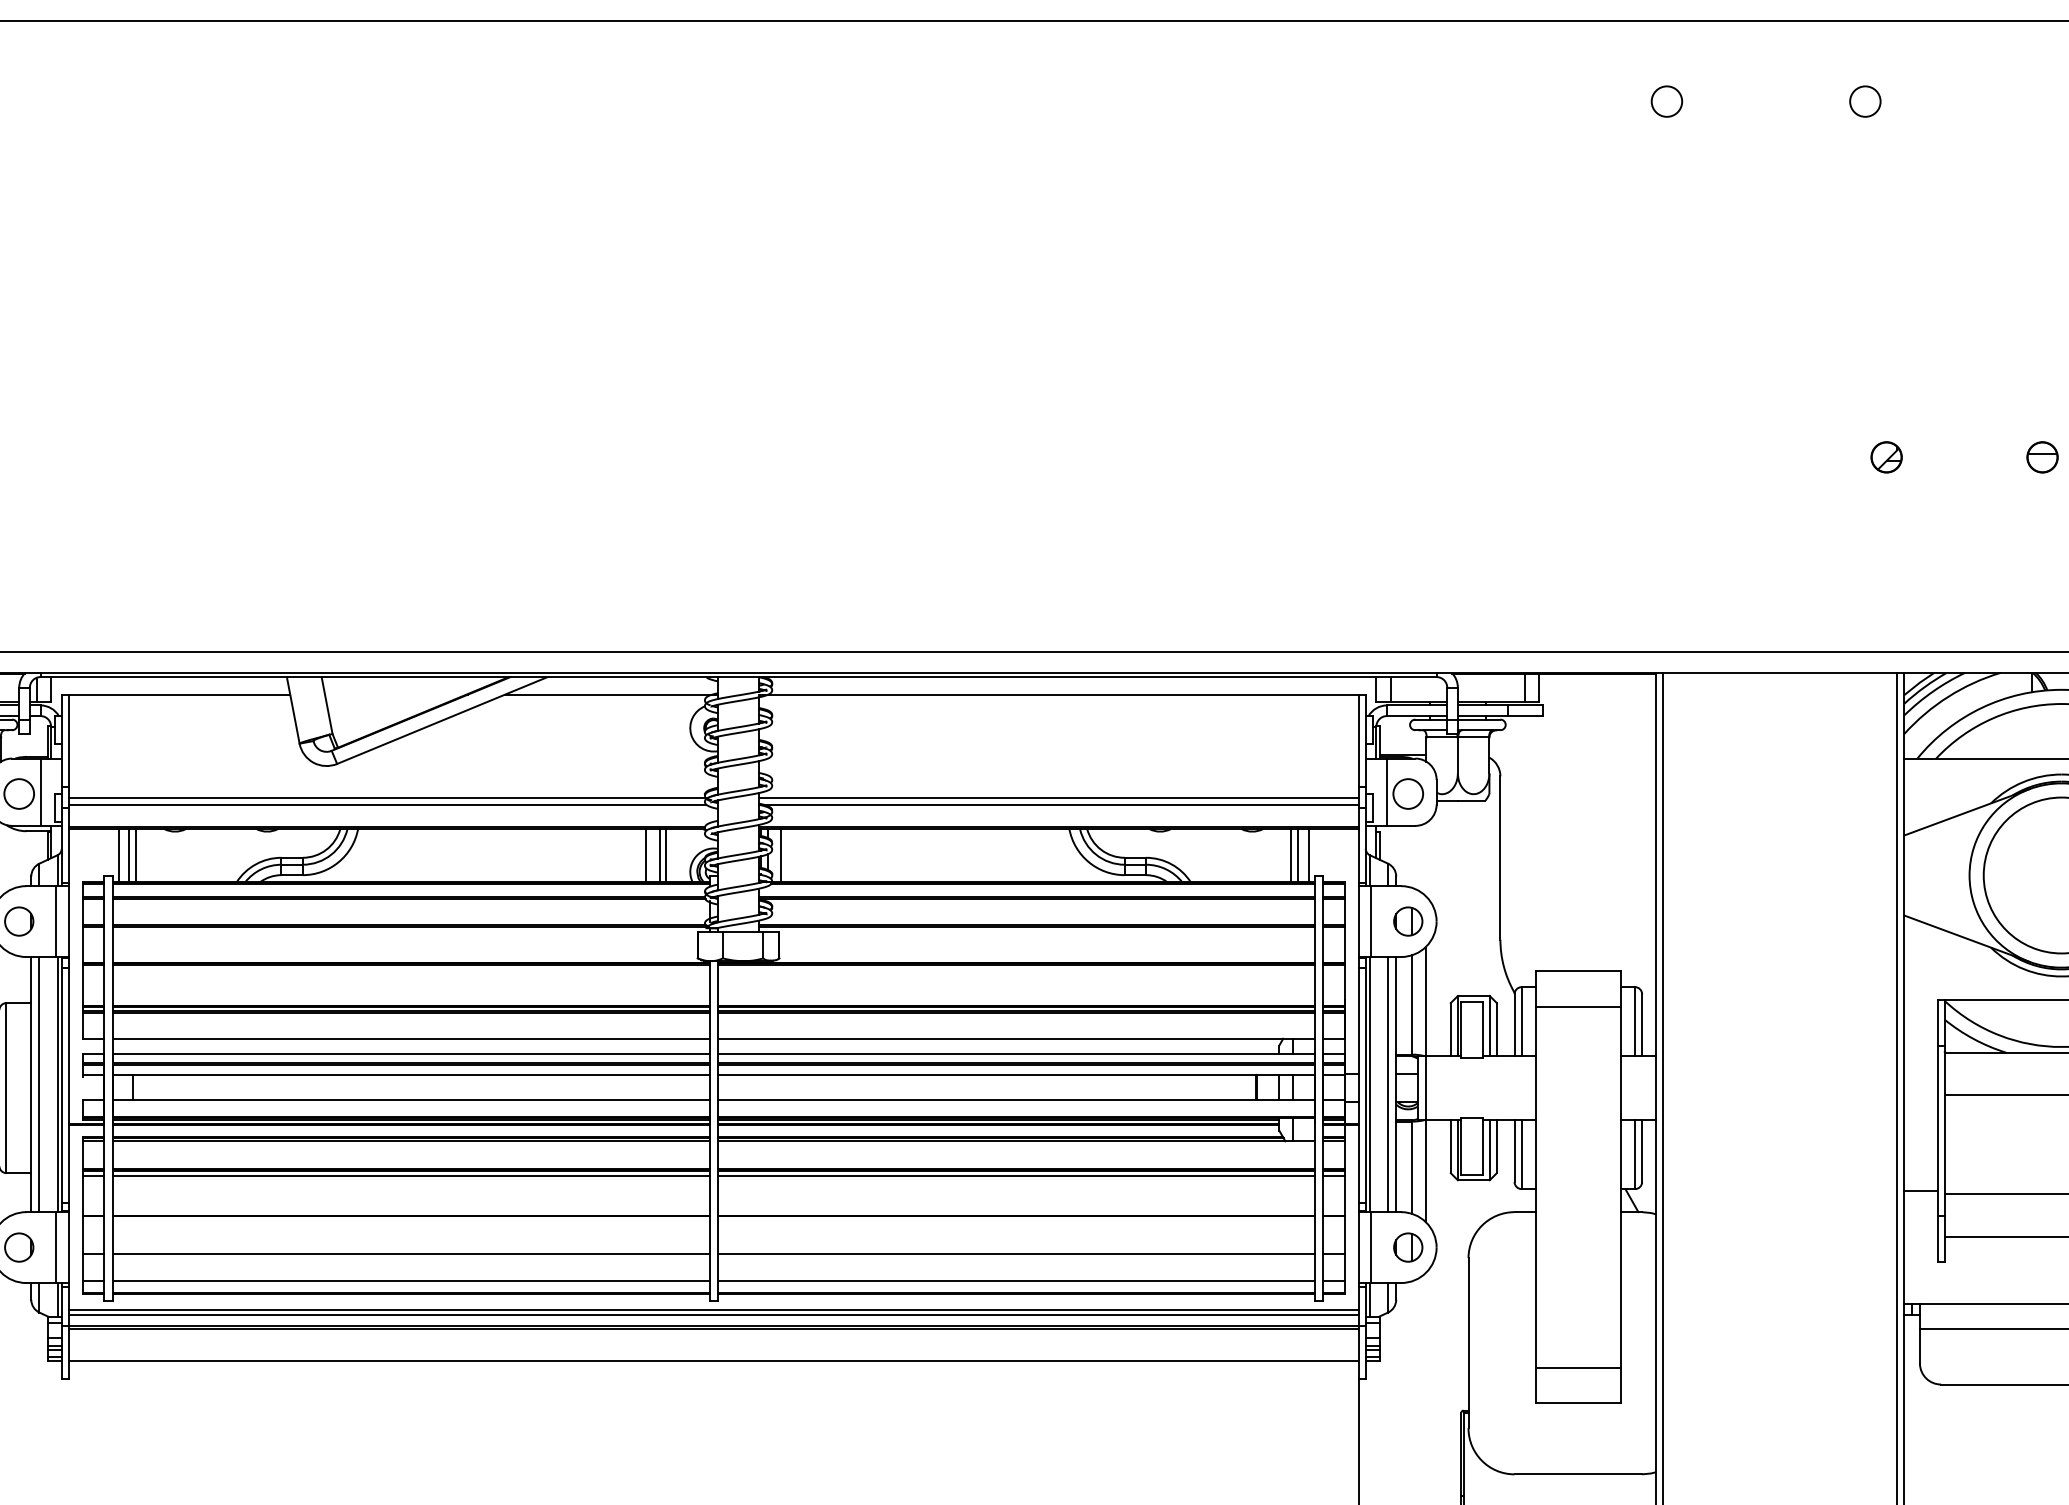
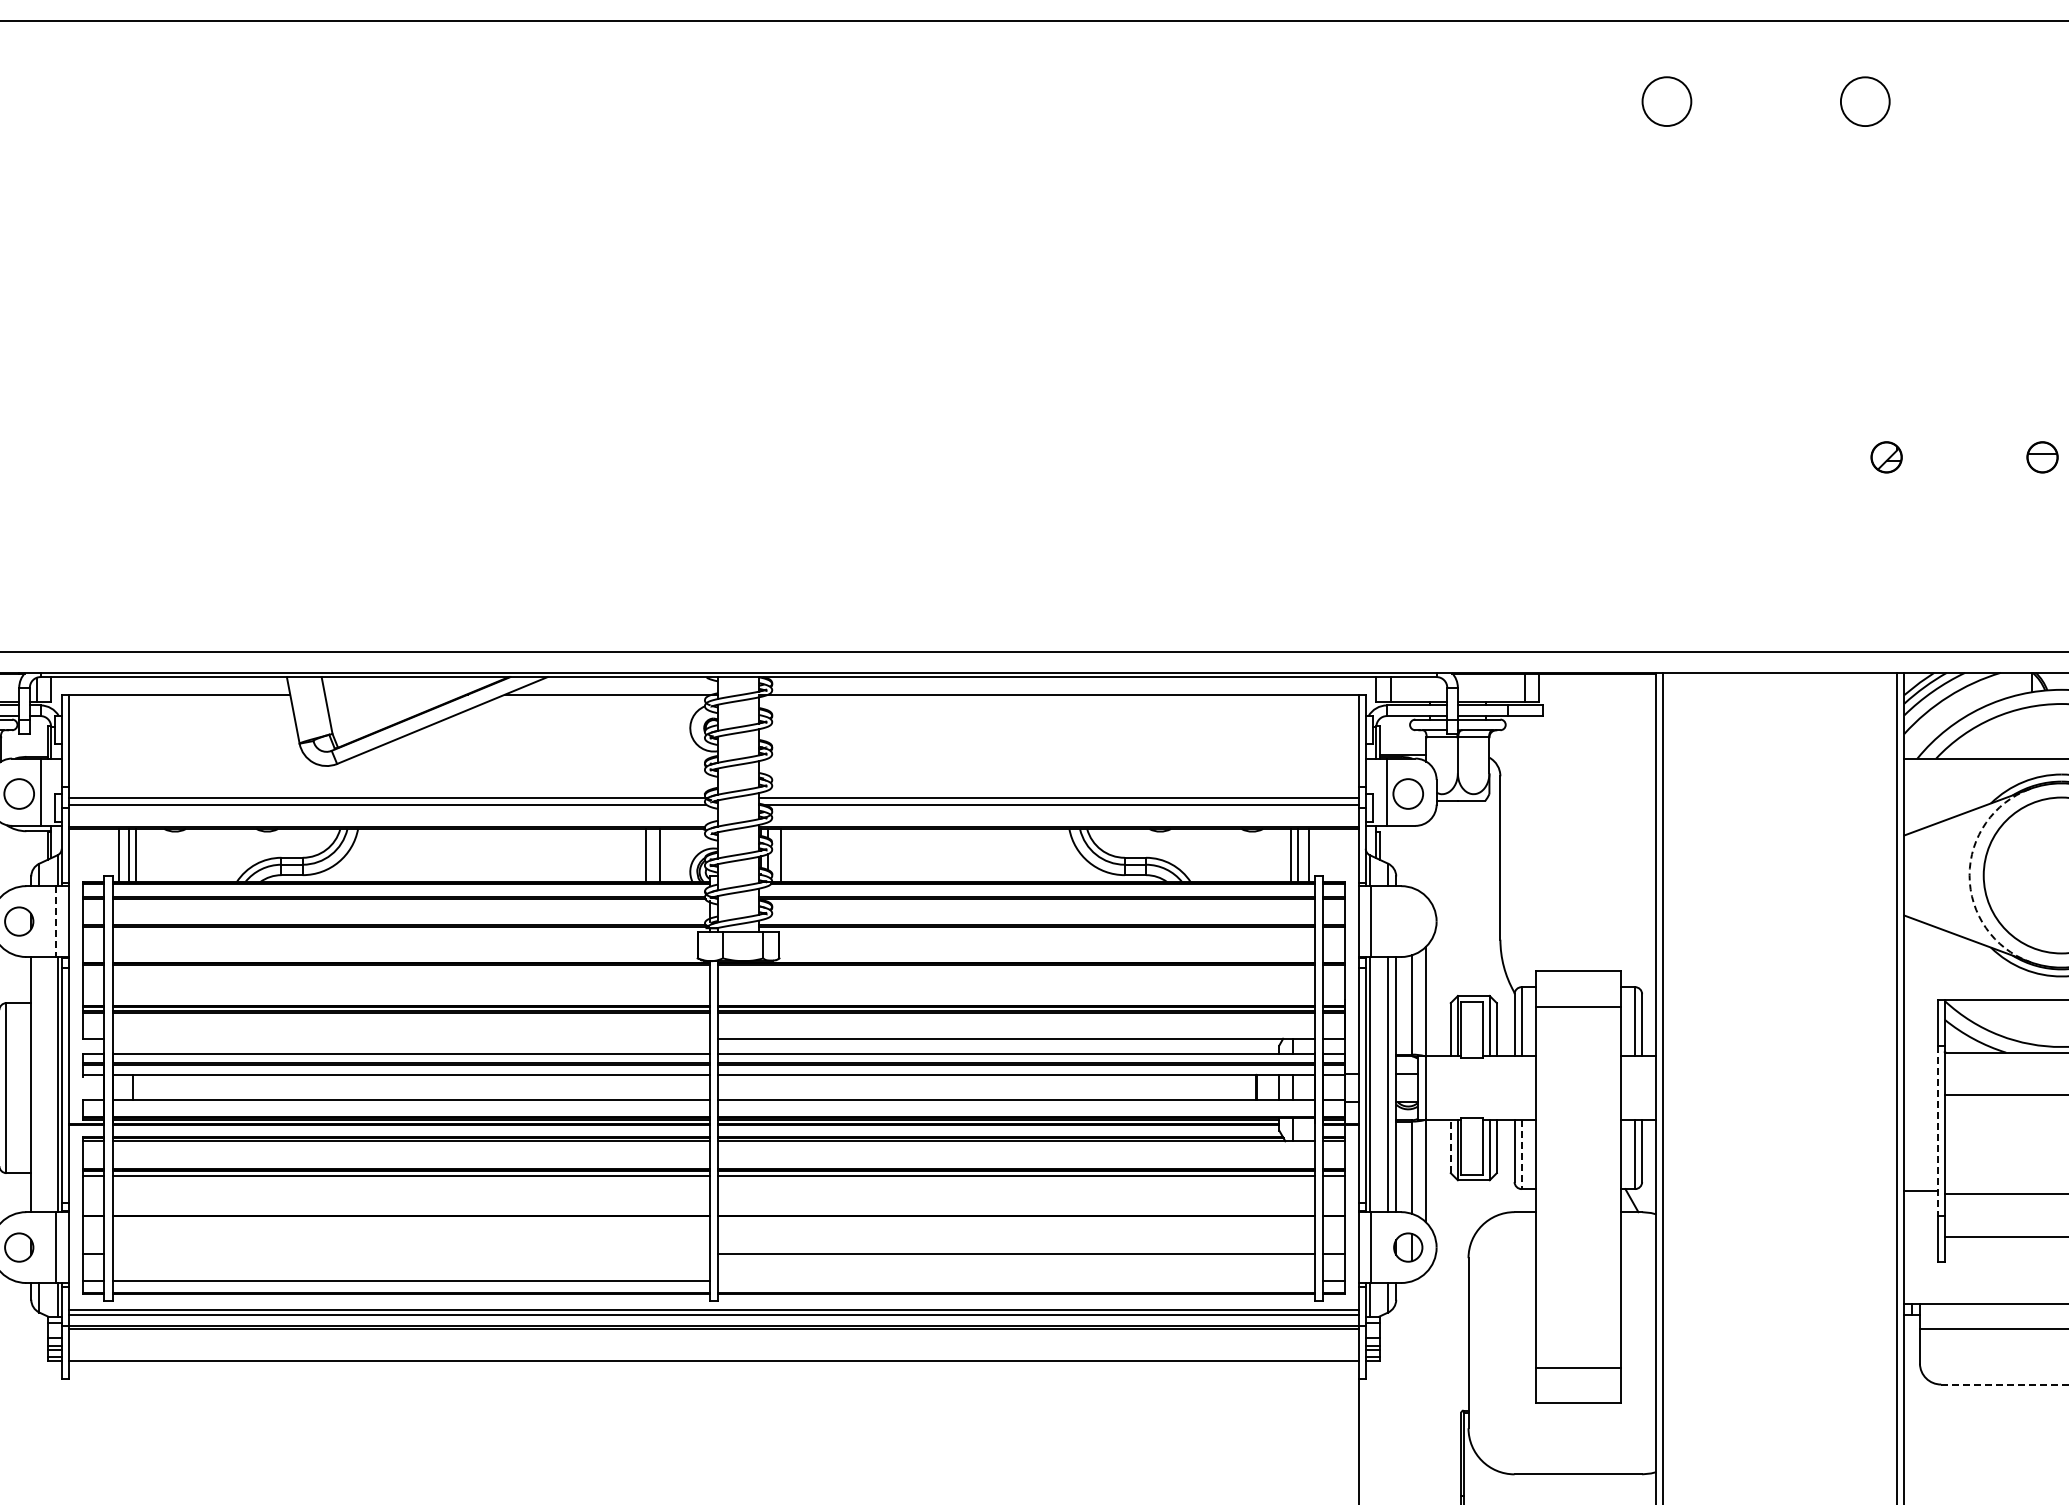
circle diameter: 30 px -> 49 px (1666, 101)
circle size: 33x33 px -> 51x51 px (1865, 101)
line: present -> none (666, 855)
arc: solid -> dashed (1969, 875)
part: present -> none (1408, 921)
line: solid -> dashed (56, 922)
line: present -> none (410, 1038)
line: present -> none (39, 1084)
line: solid -> dashed (1937, 1131)
line: solid -> dashed (1450, 1146)
line: solid -> dashed (1521, 1154)
line: present -> none (410, 1253)
line: present -> none (1016, 1280)
line: solid -> dashed (2005, 1384)
